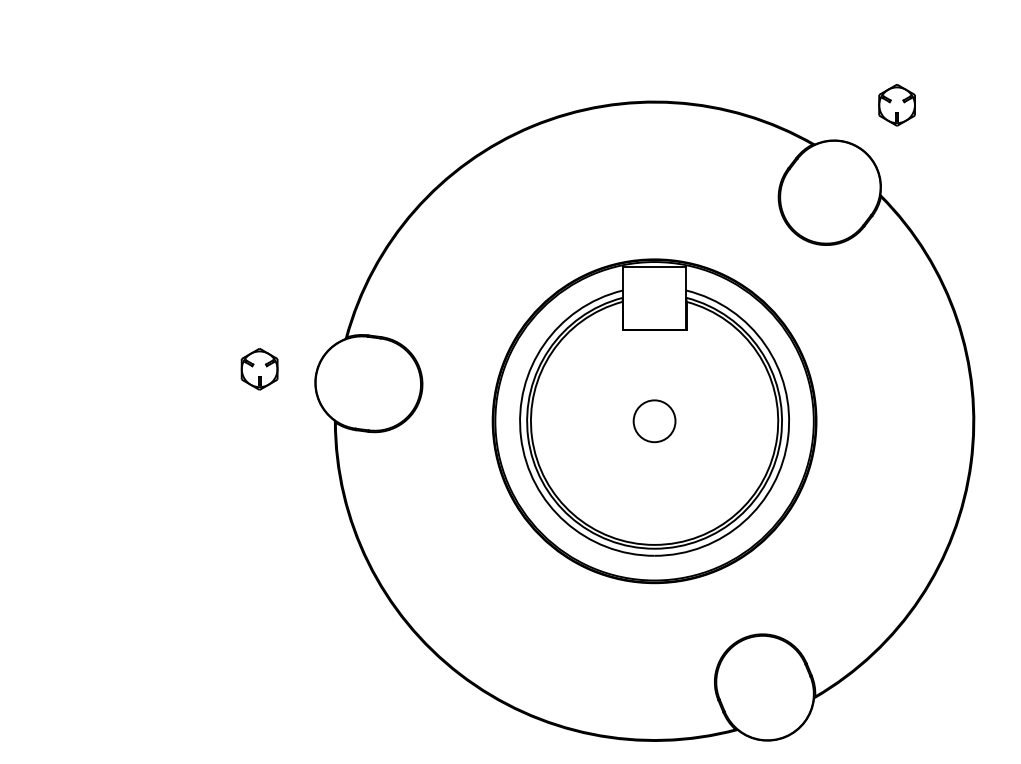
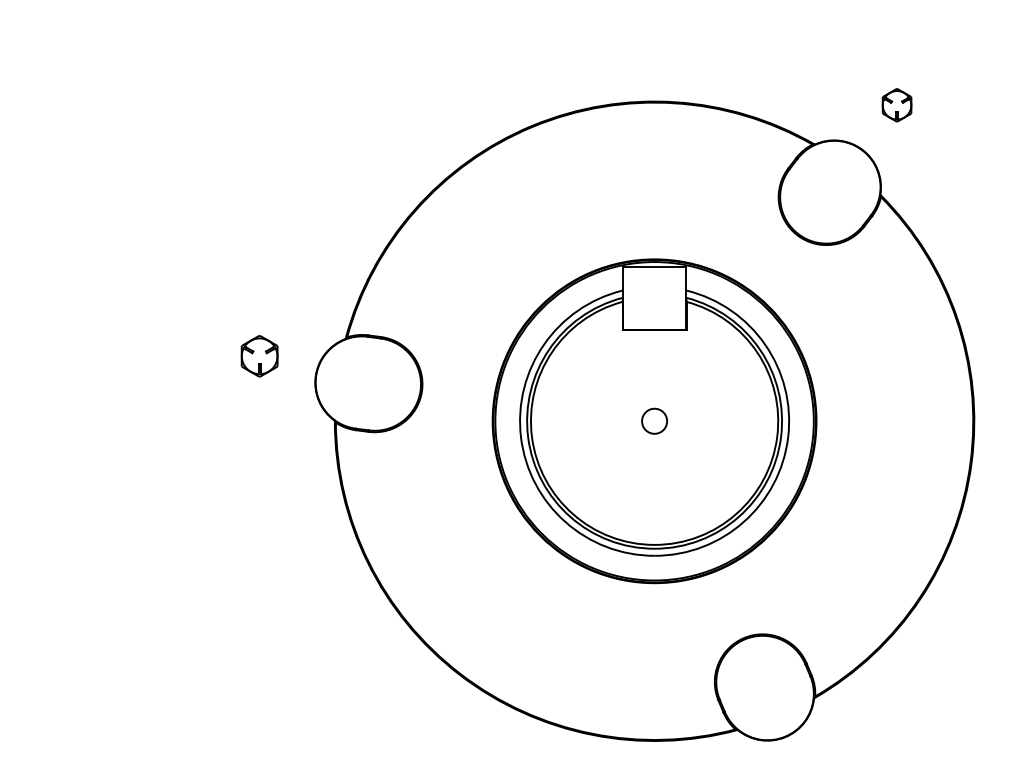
part size: 38x43 px -> 32x35 px (896, 105)
part position: (259, 369) -> (259, 356) (259, 356)
circle diameter: 42 px -> 25 px (654, 420)
